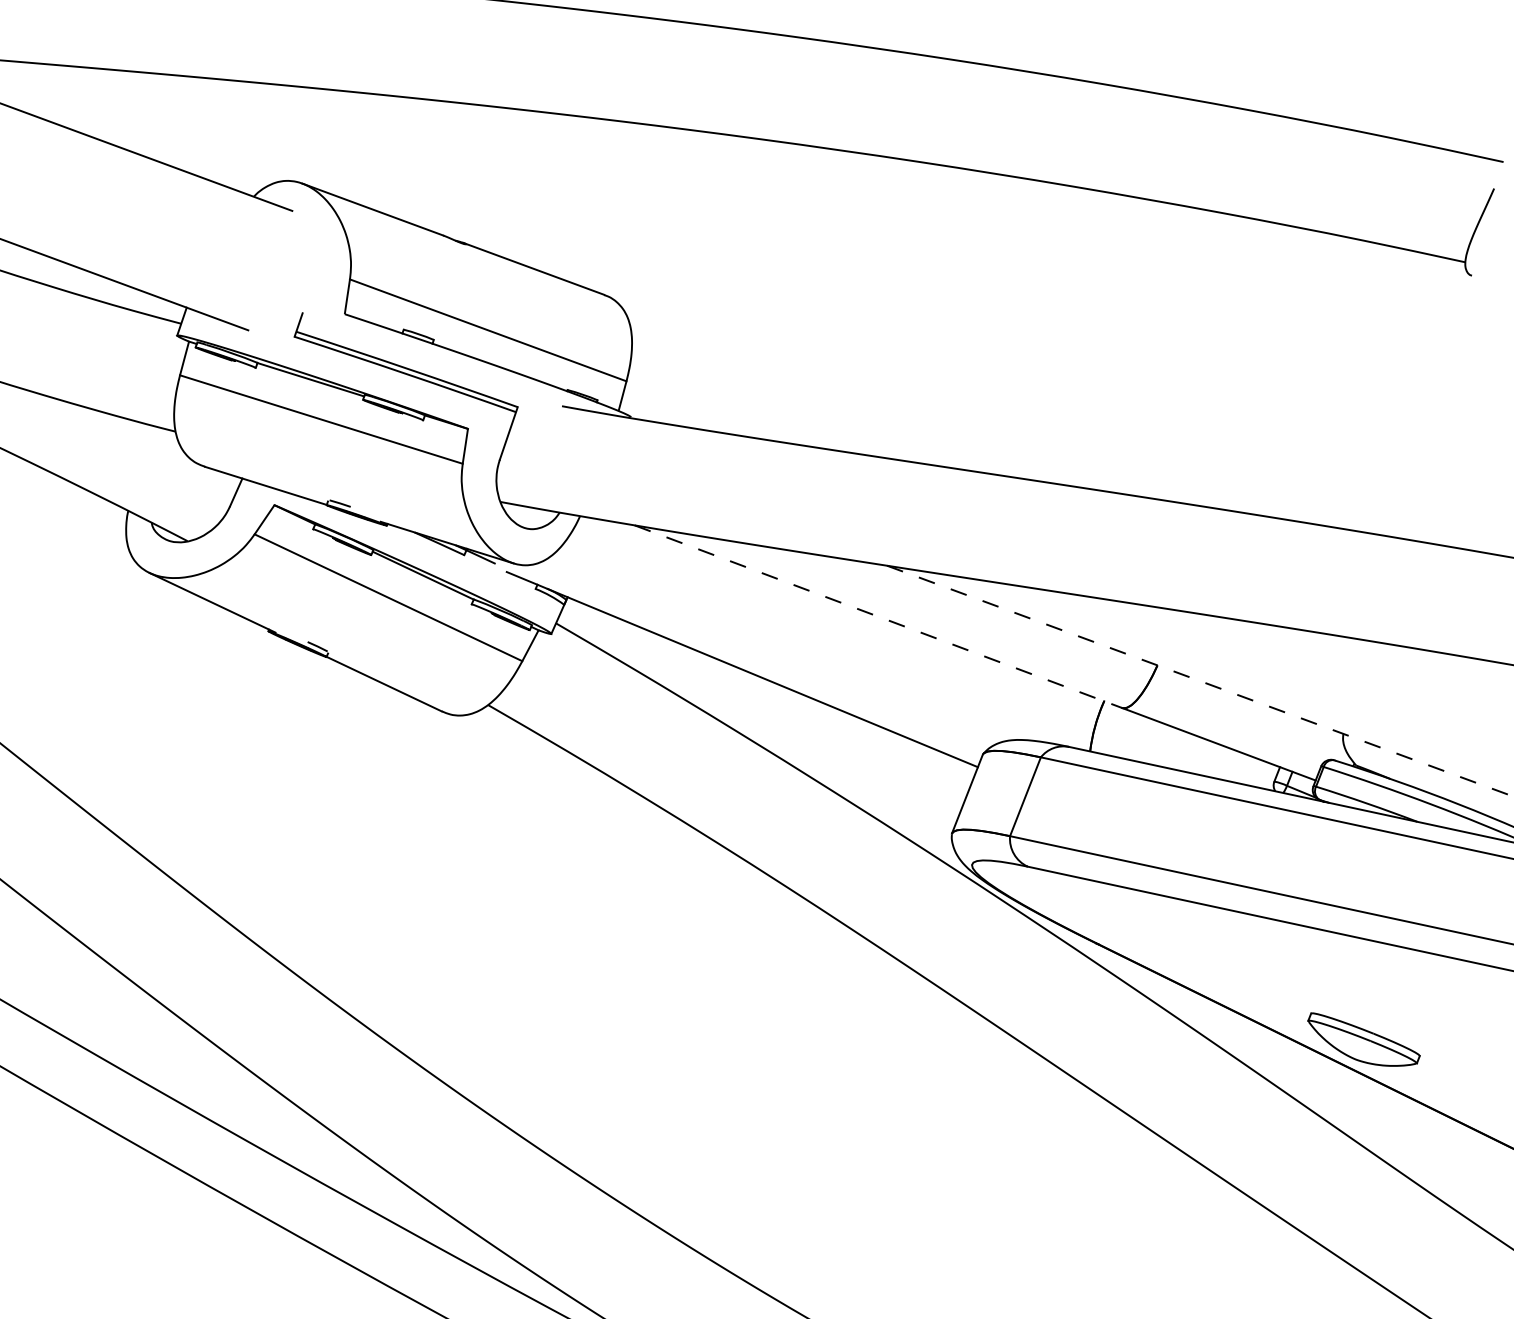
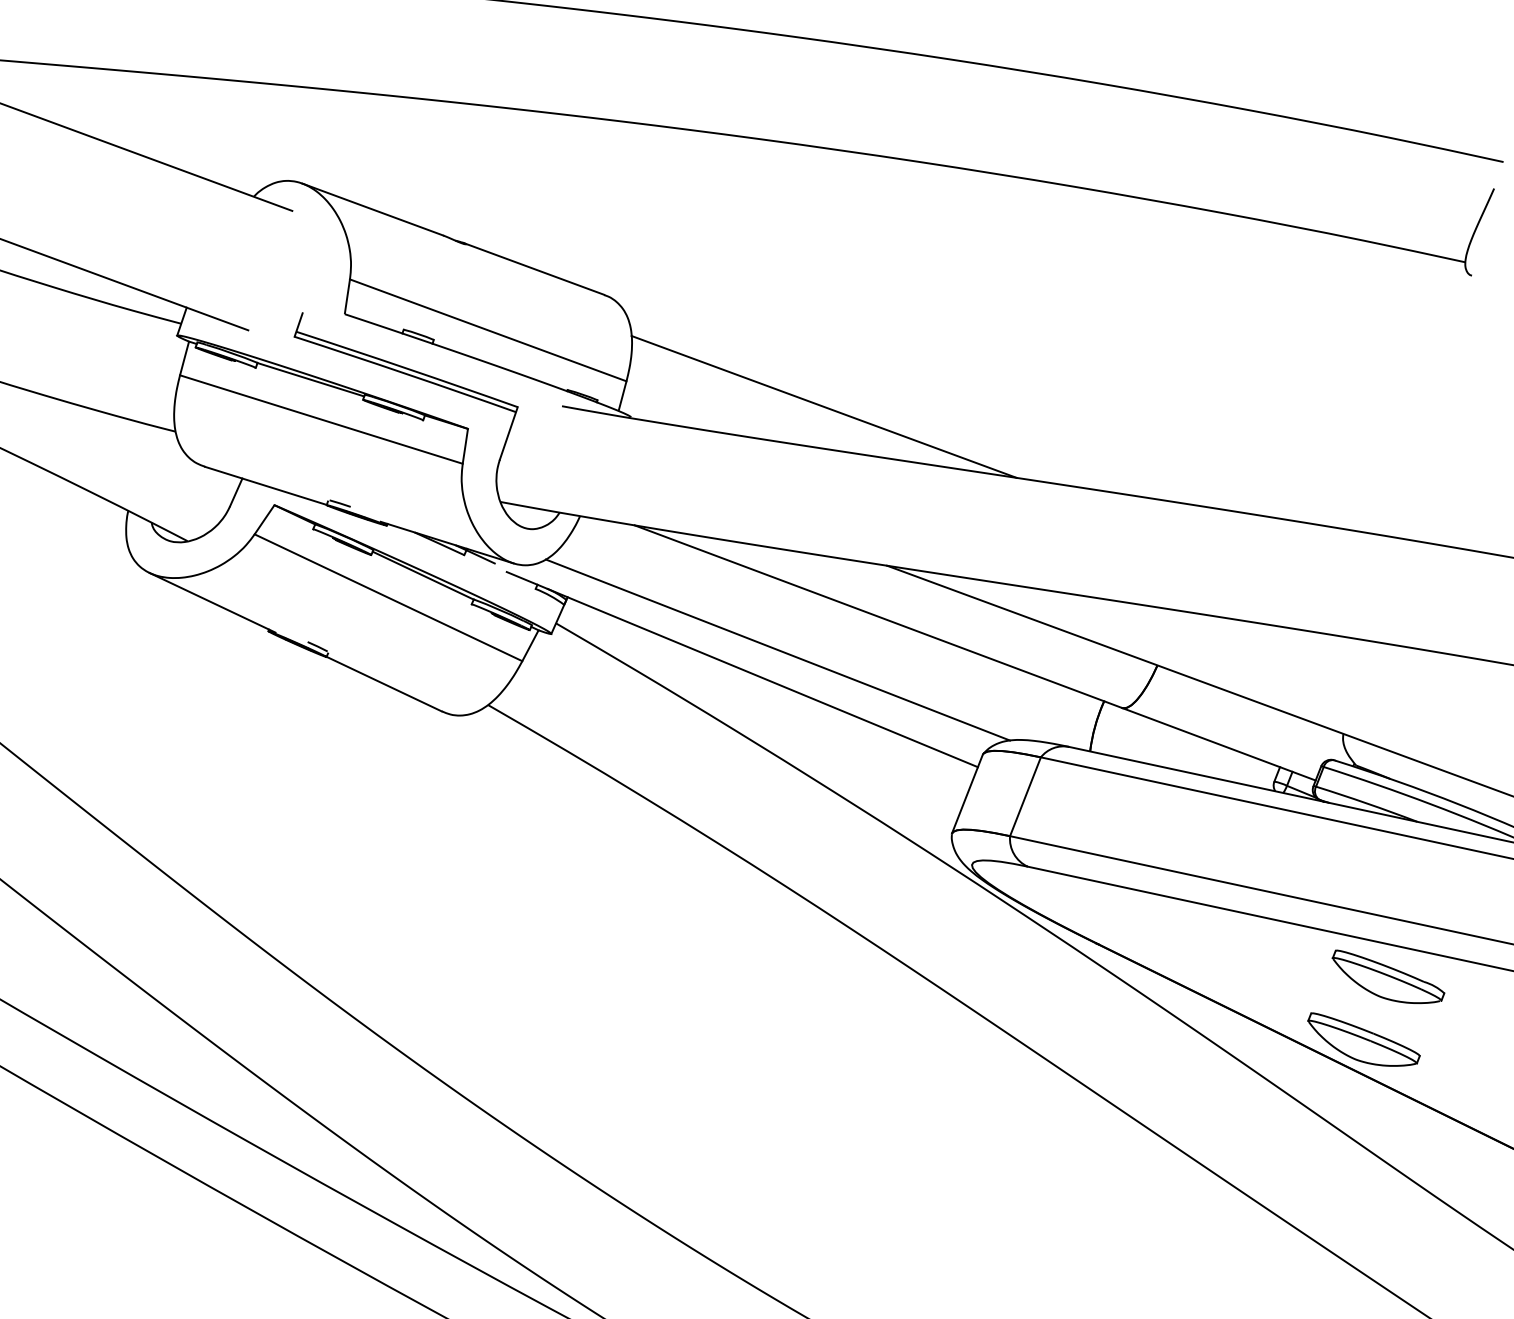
line: none -> present (823, 406)
line: dashed -> solid (878, 616)
line: none -> present (777, 649)
line: dashed -> solid (1200, 681)
part: none -> present (1388, 976)
